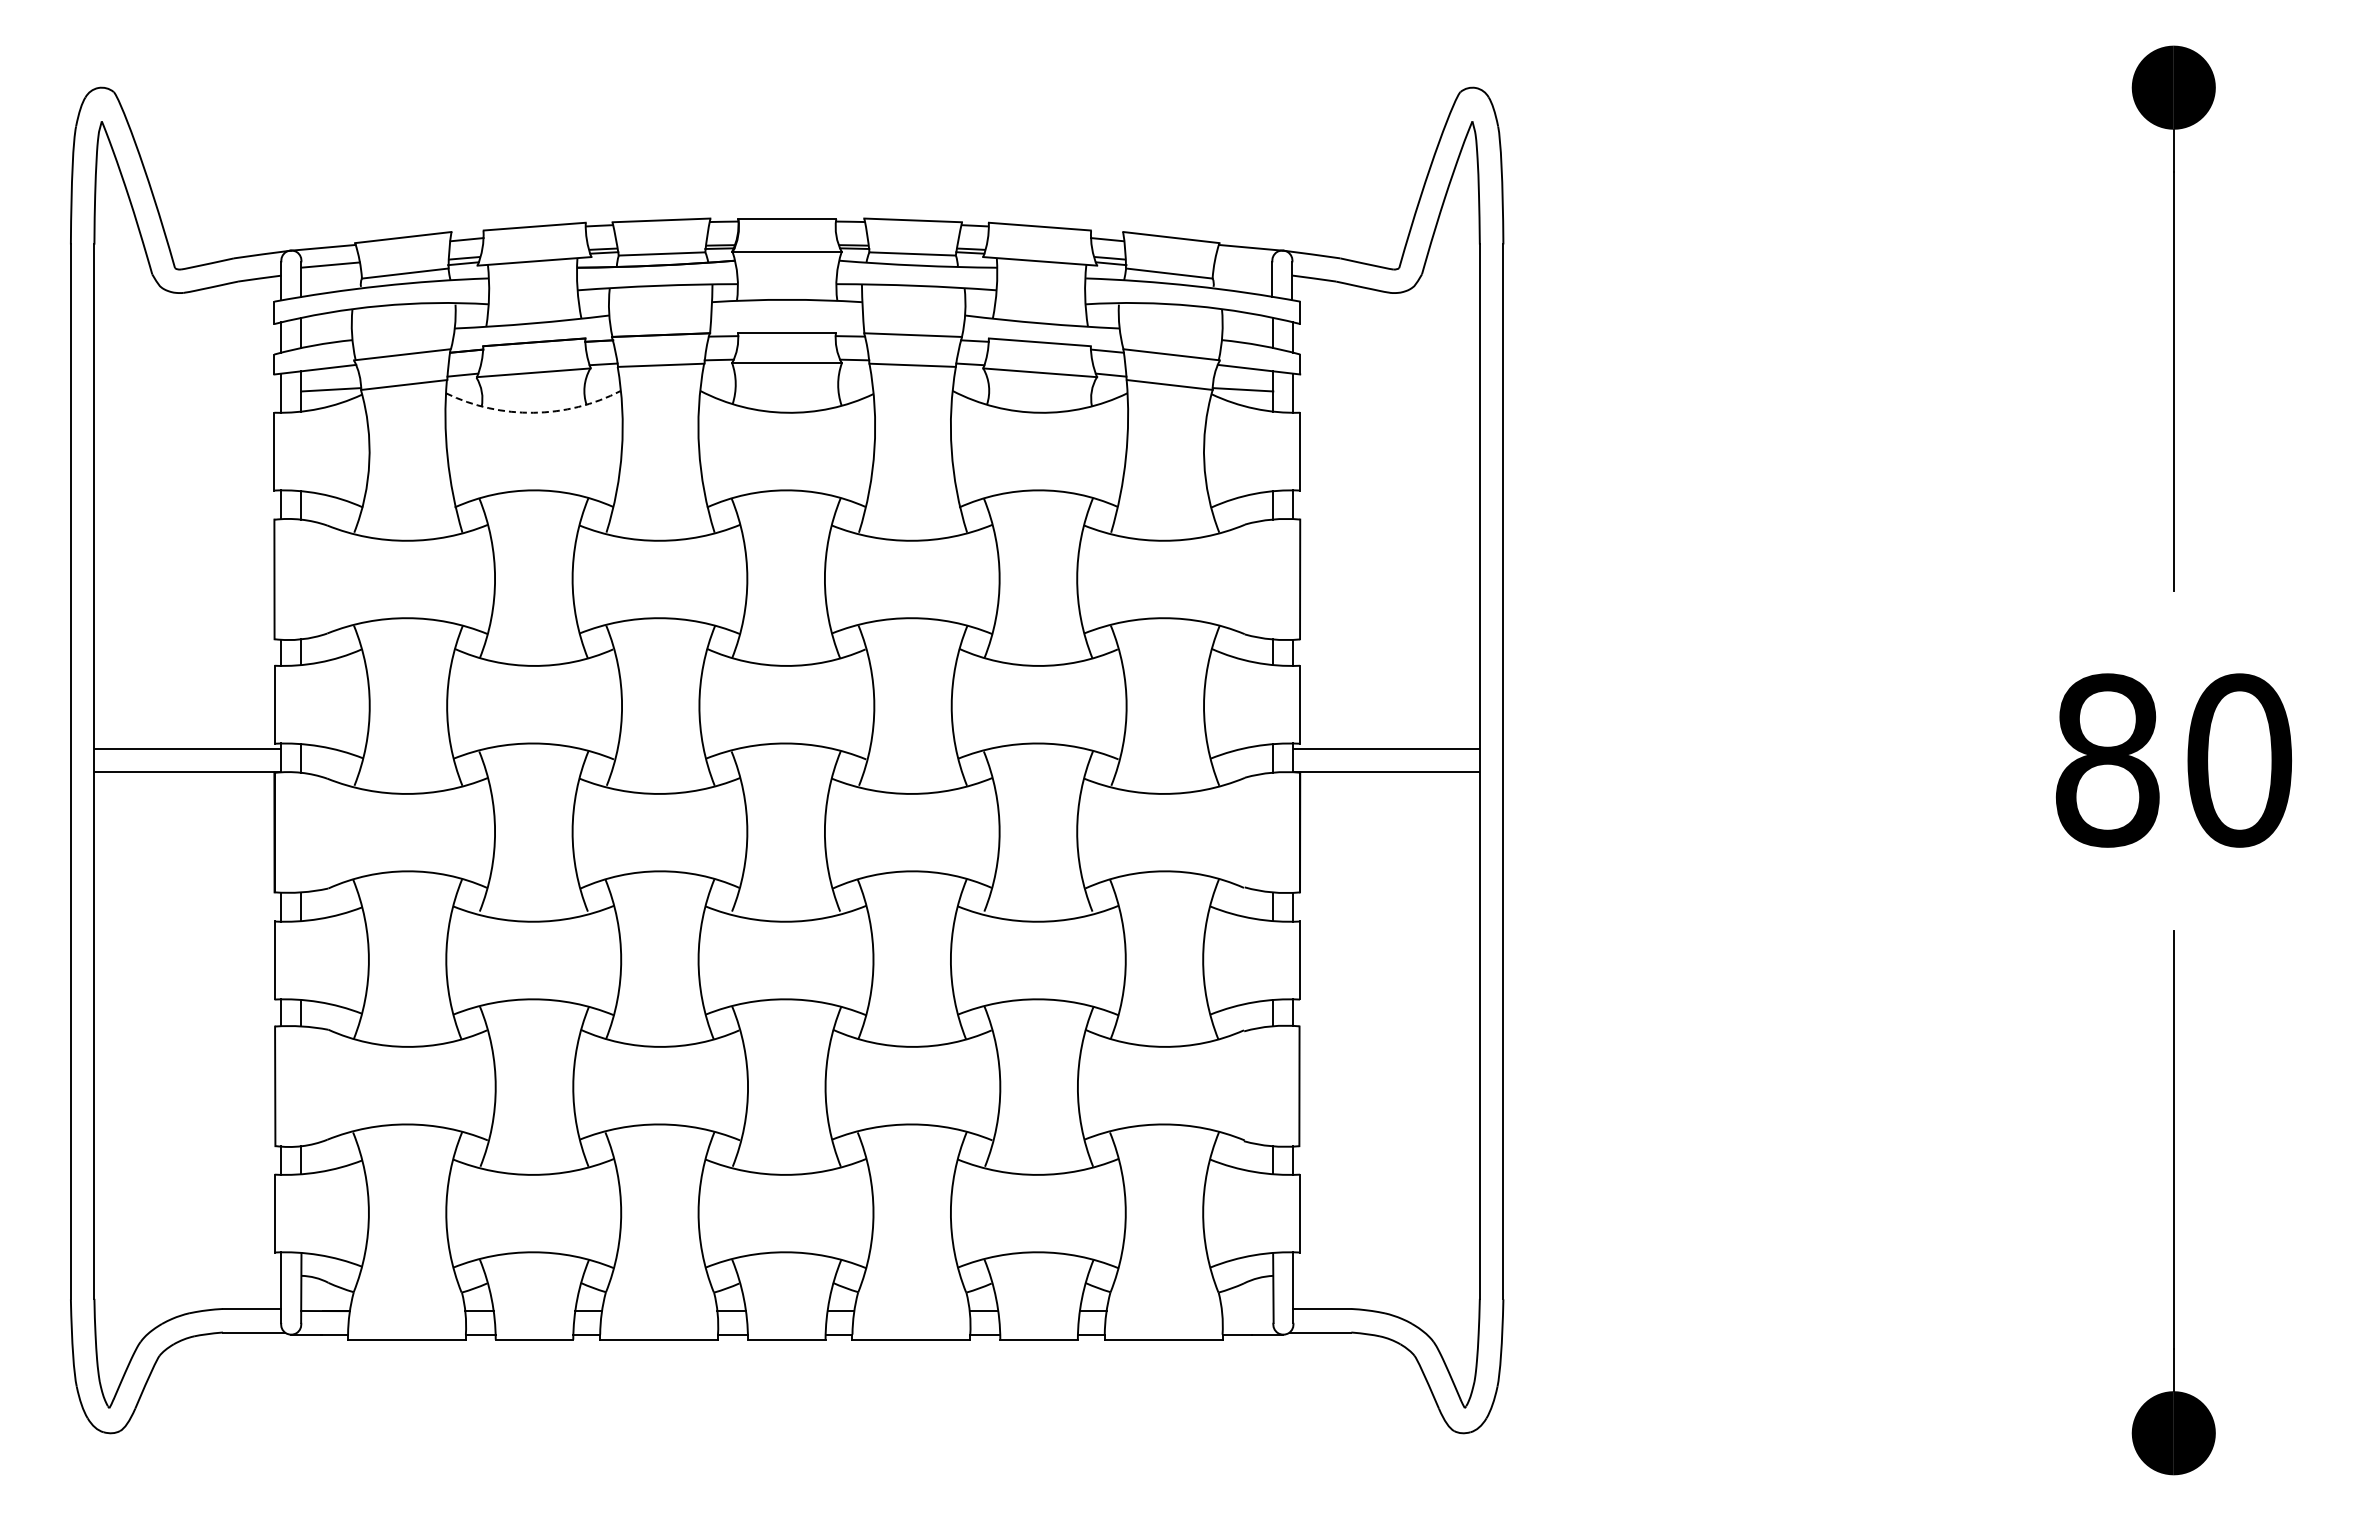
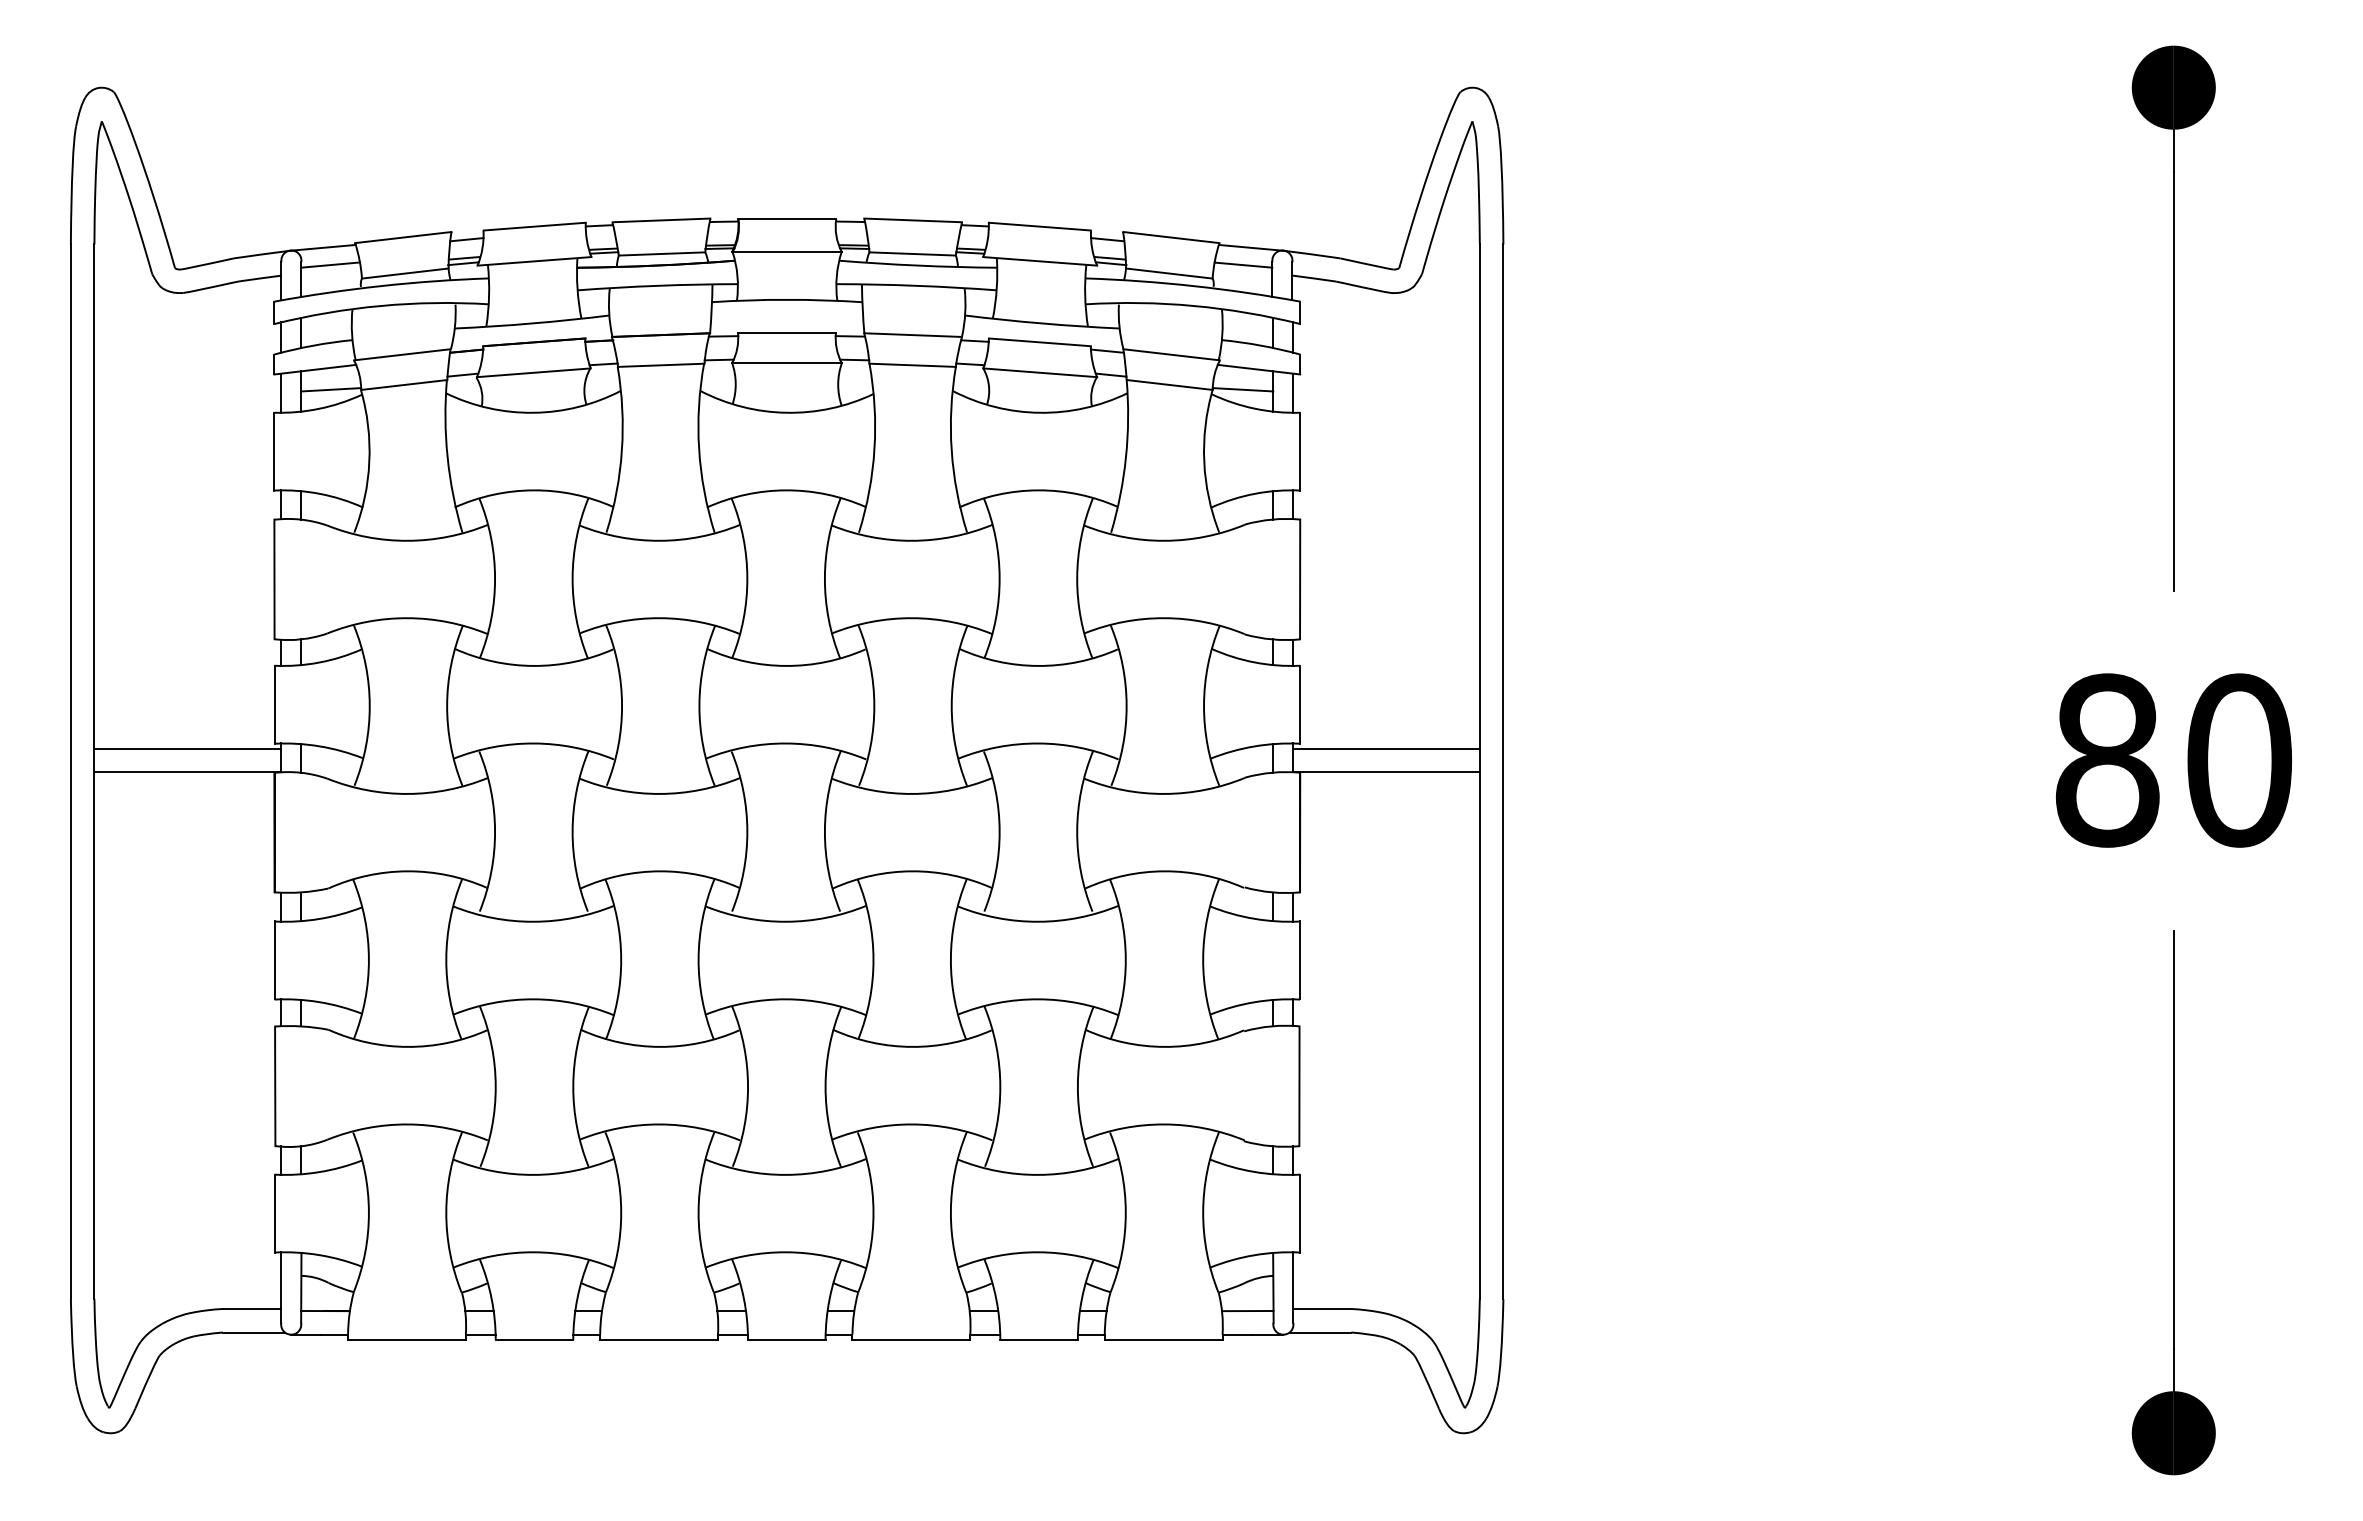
line: none -> present (1243, 264)
arc: dashed -> solid (533, 412)
line: none -> present (1247, 1310)
